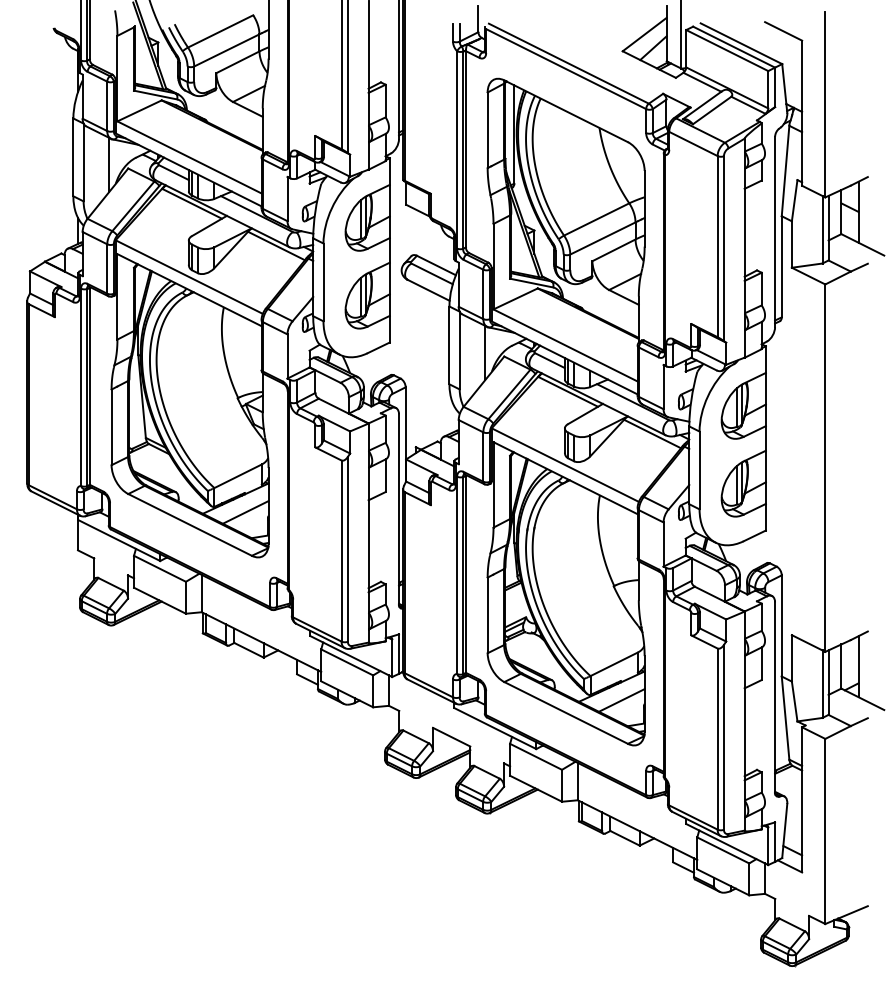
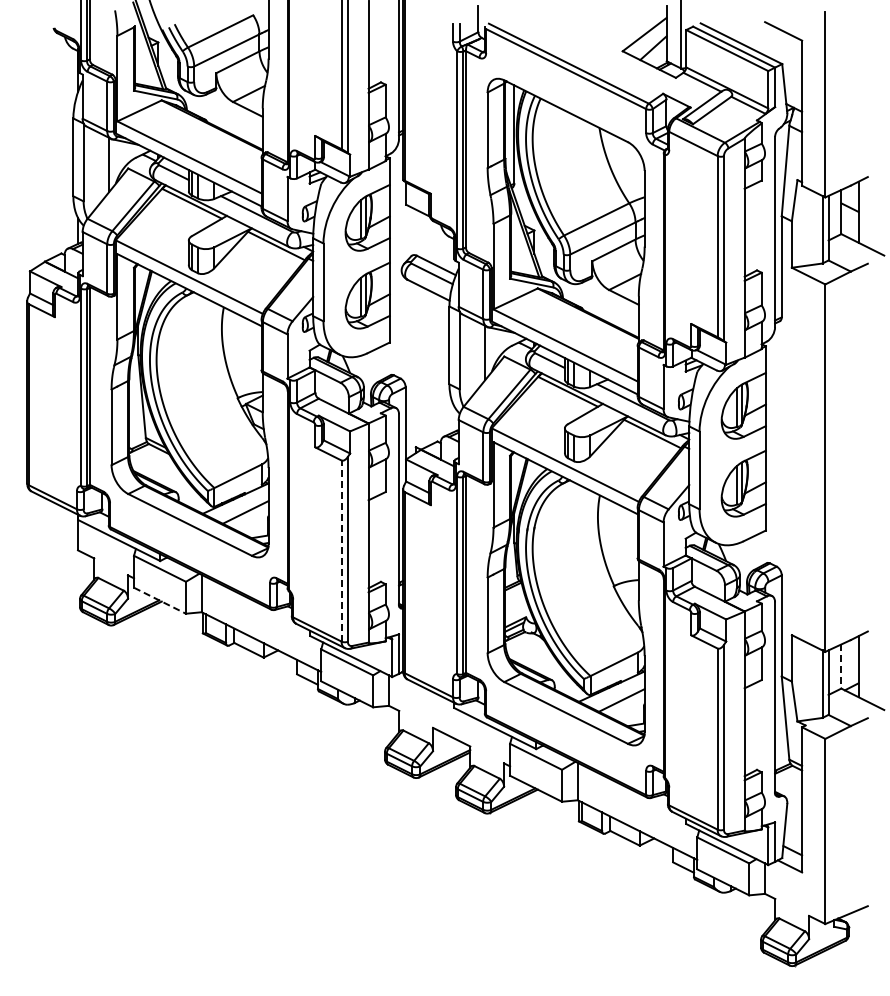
line: solid -> dashed (341, 551)
line: solid -> dashed (160, 600)
line: solid -> dashed (841, 667)
